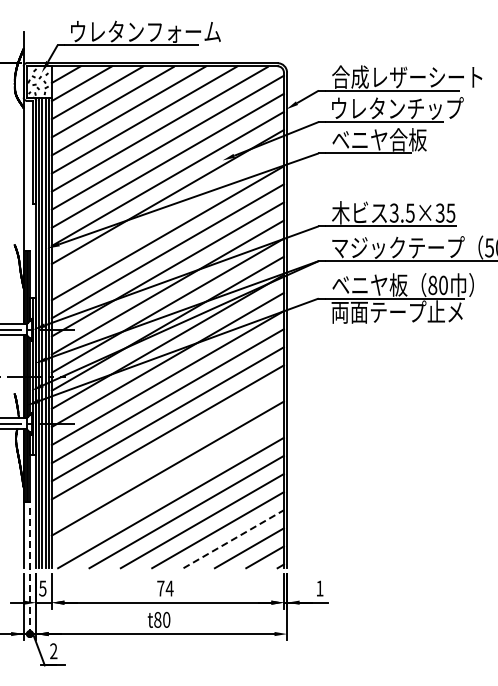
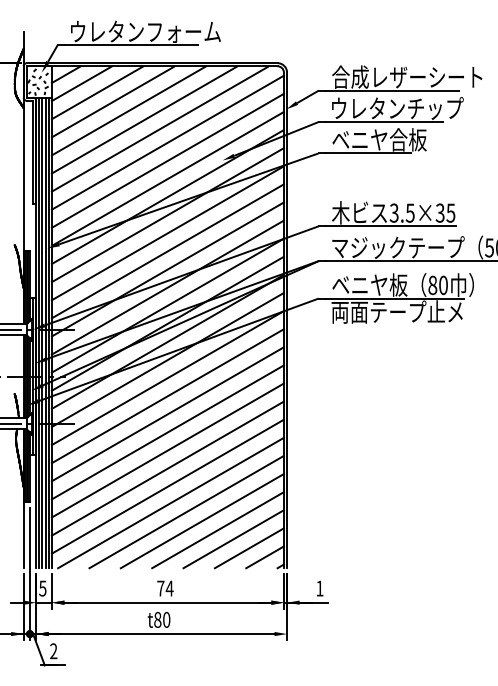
line: none -> present (167, 215)
line: none -> present (167, 450)
line: none -> present (167, 486)
line: dashed -> solid (233, 539)
line: dashed -> solid (29, 574)
